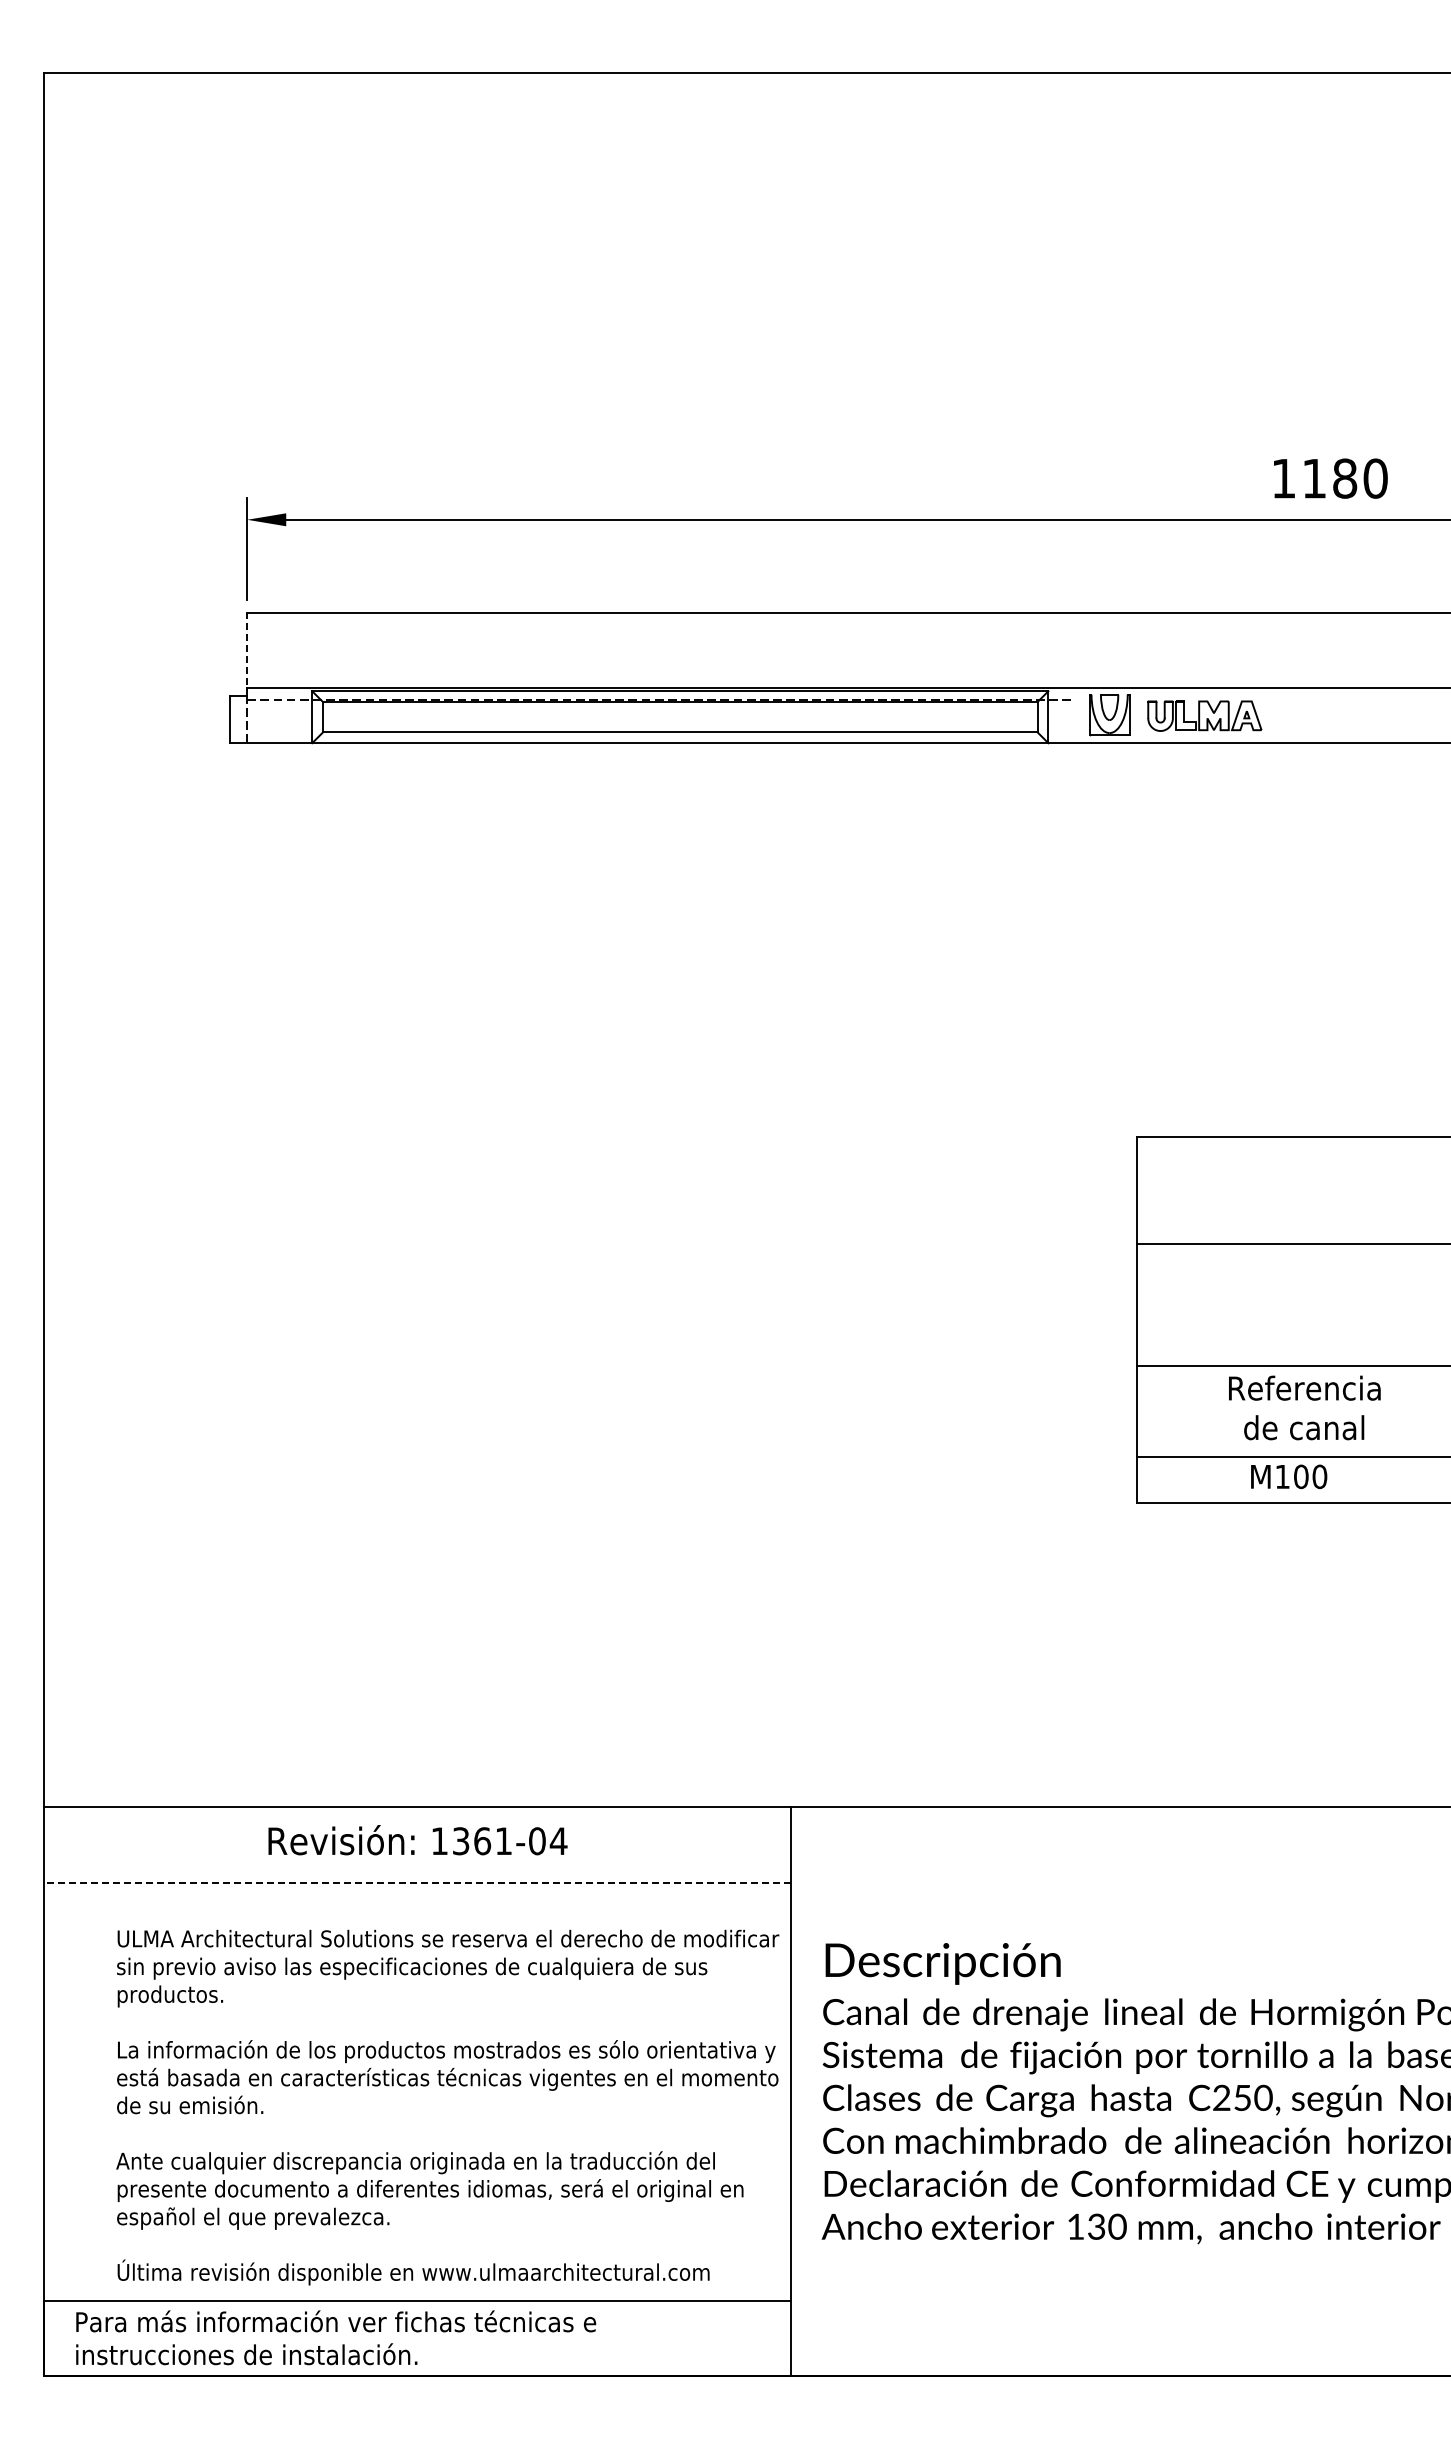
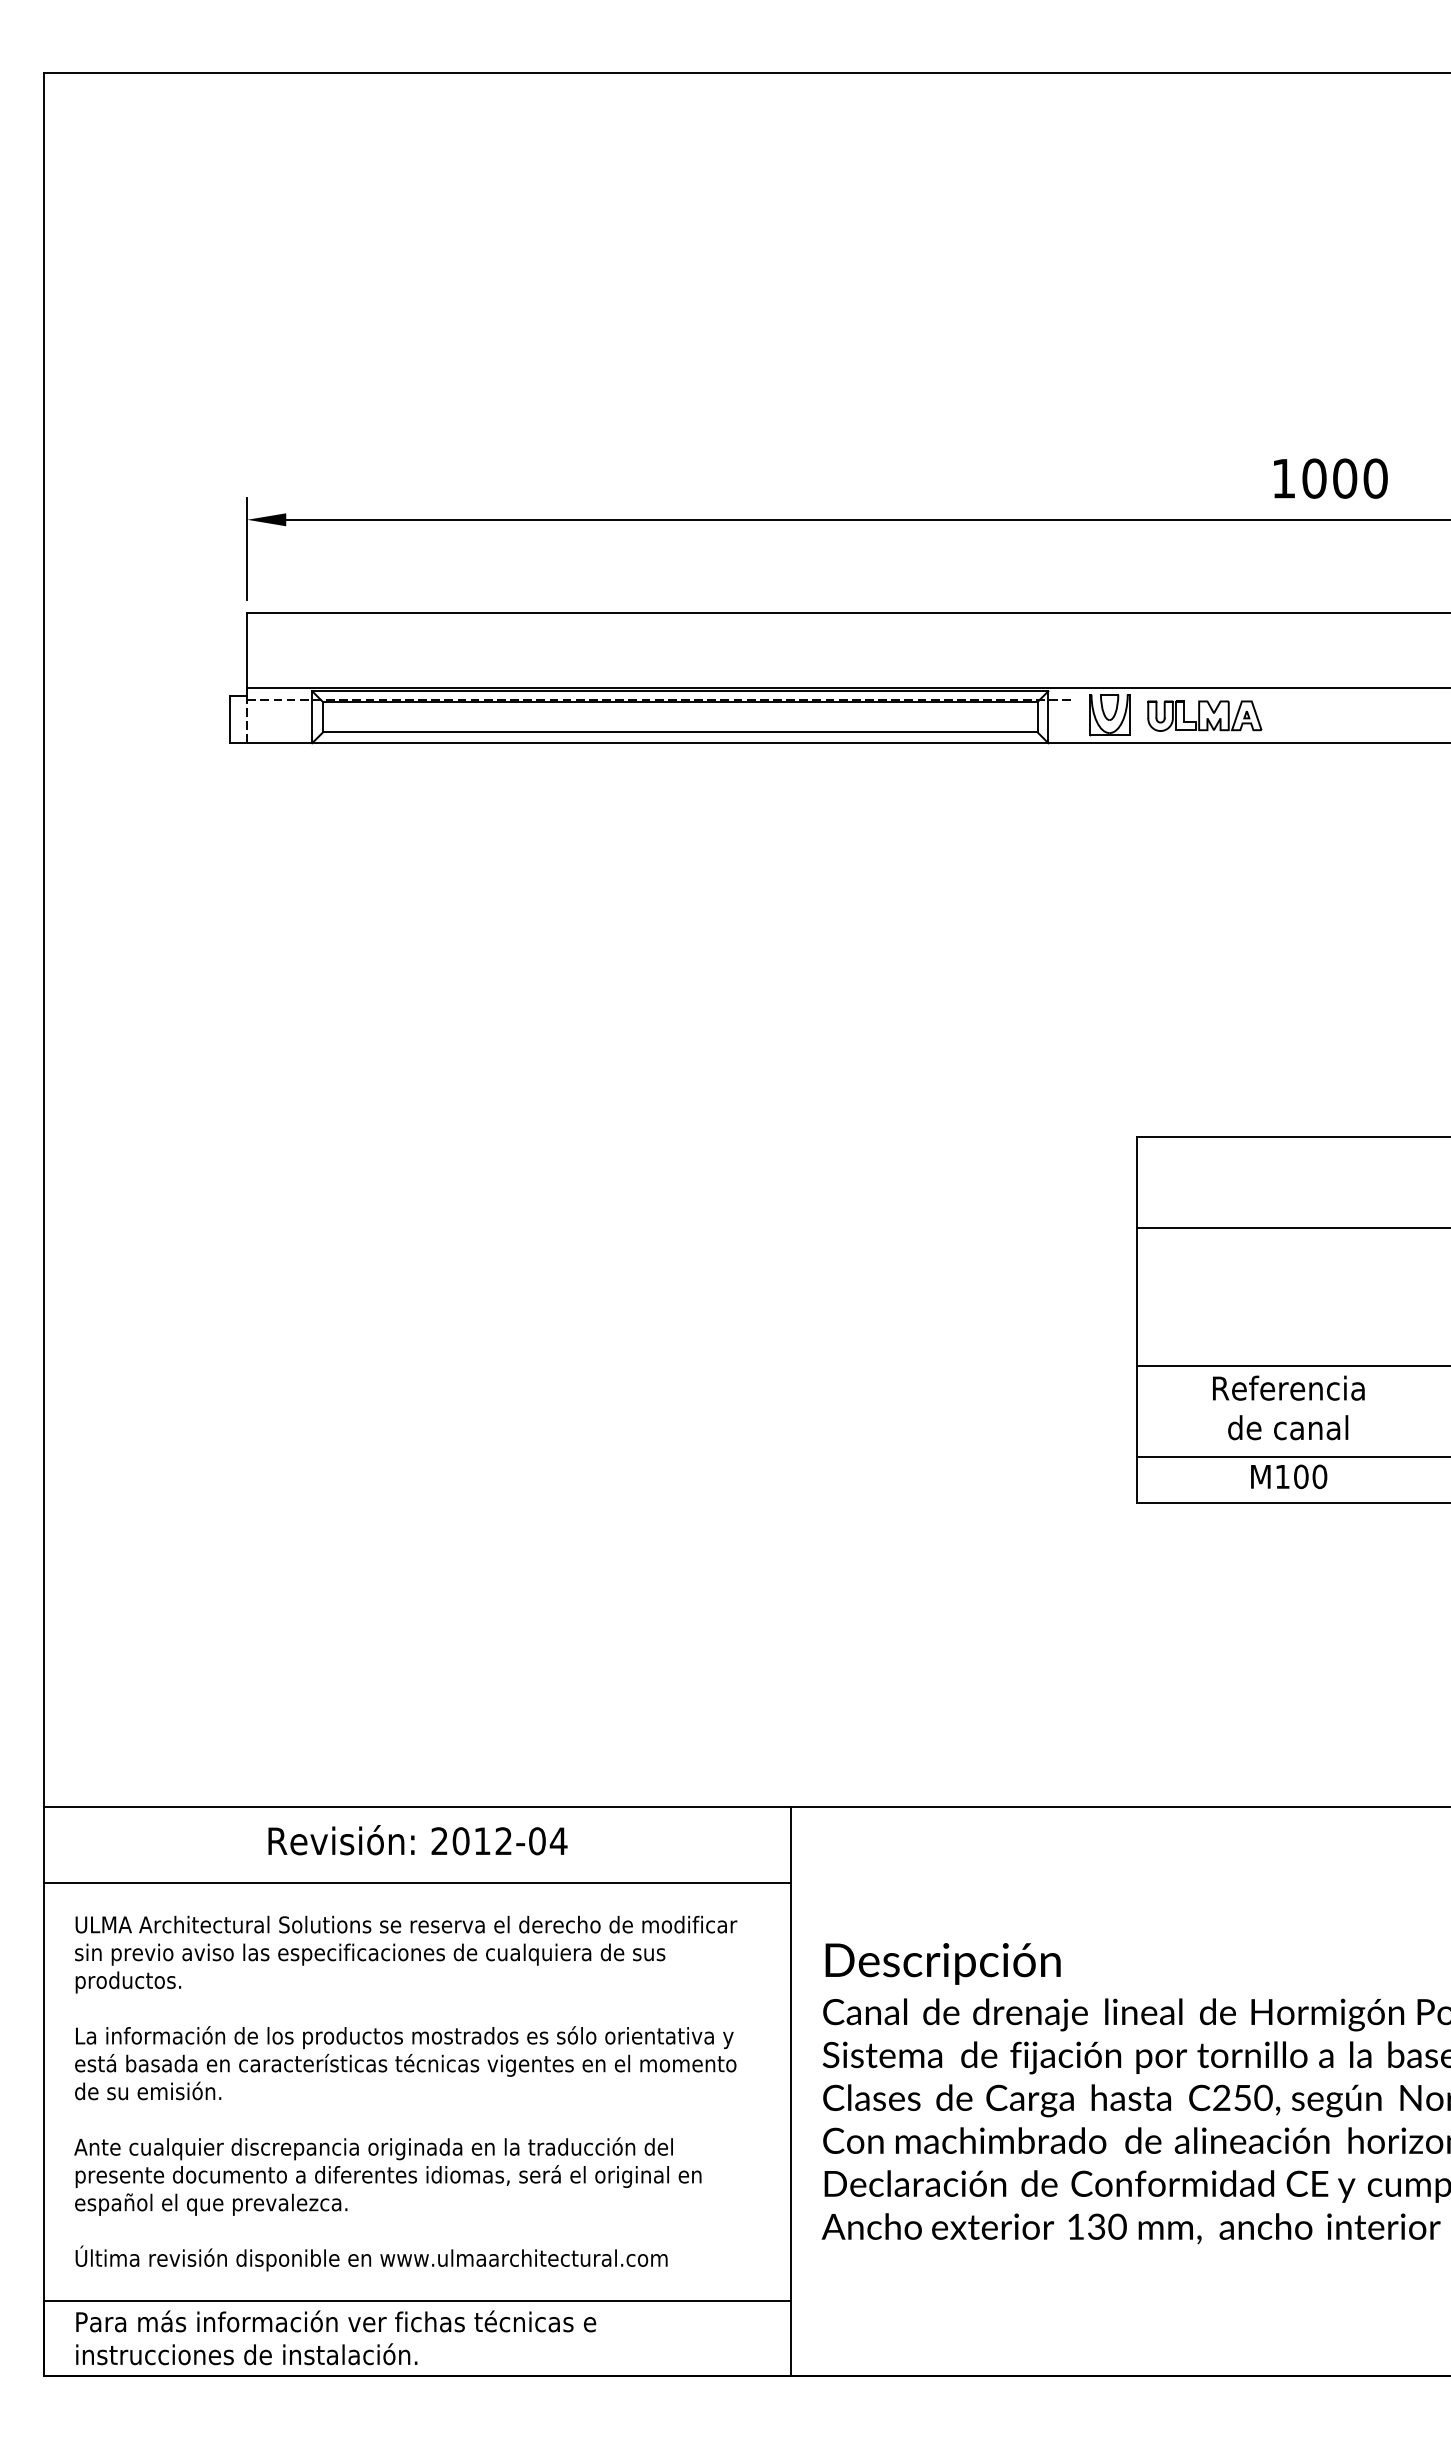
text: 1180 -> 1000 (1329, 478)
line: dashed -> solid (247, 653)
line position: (1291, 1244) -> (1291, 1228) (1291, 1228)
text position: (1304, 1407) -> (1288, 1407) (1288, 1407)
text: 1361-04 -> 2012-04 (471, 1841)
line: dashed -> solid (417, 1882)
text position: (447, 2107) -> (405, 2093) (405, 2093)
